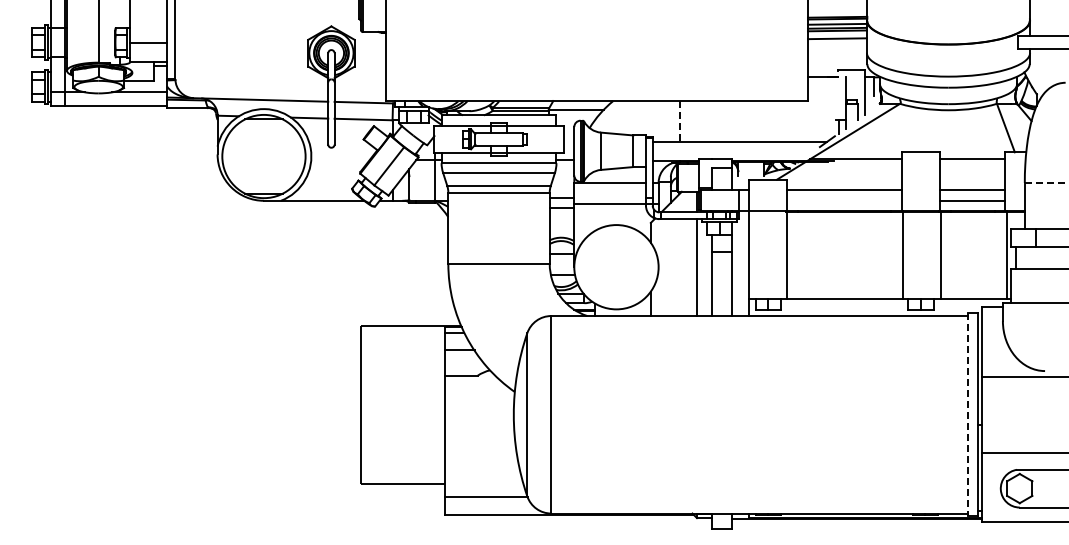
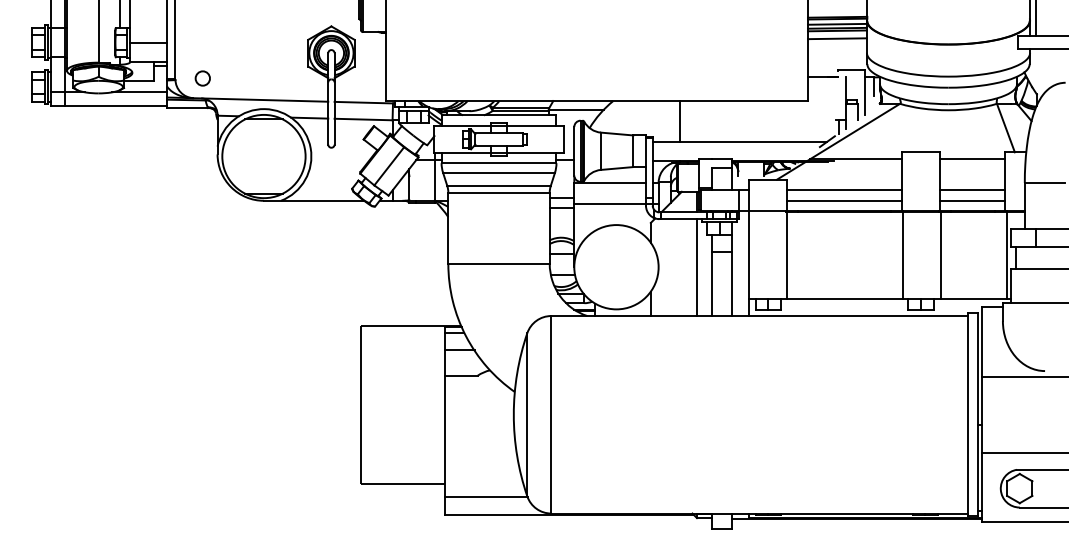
line: none -> present (119, 15)
line: none -> present (1035, 19)
circle: none -> present (202, 78)
line: dashed -> solid (679, 121)
line: dashed -> solid (1044, 182)
line: none -> present (844, 200)
line: dashed -> solid (968, 414)
